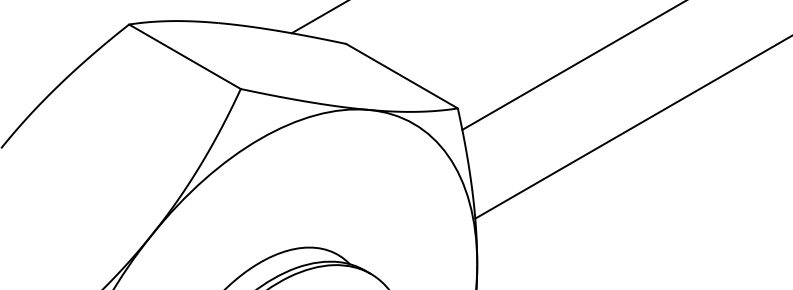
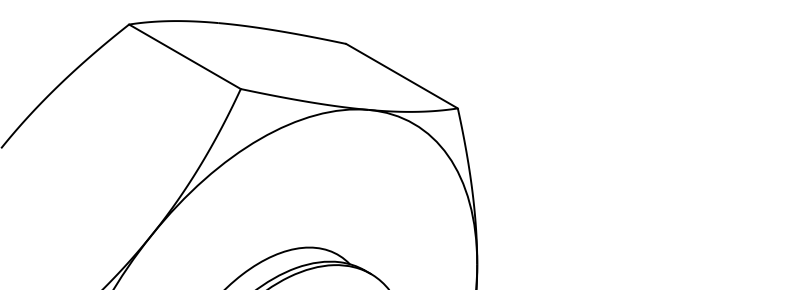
line: present -> none (318, 17)
line: present -> none (572, 65)
line: present -> none (632, 127)
